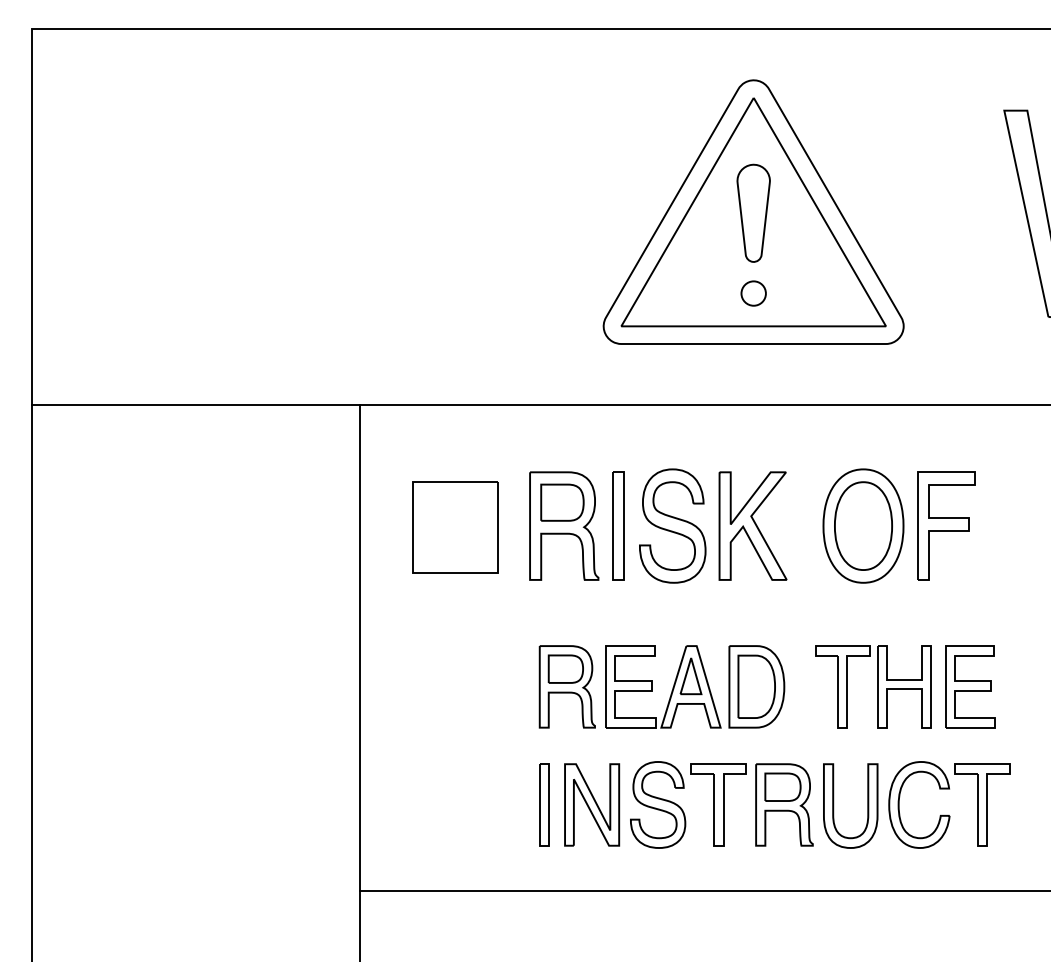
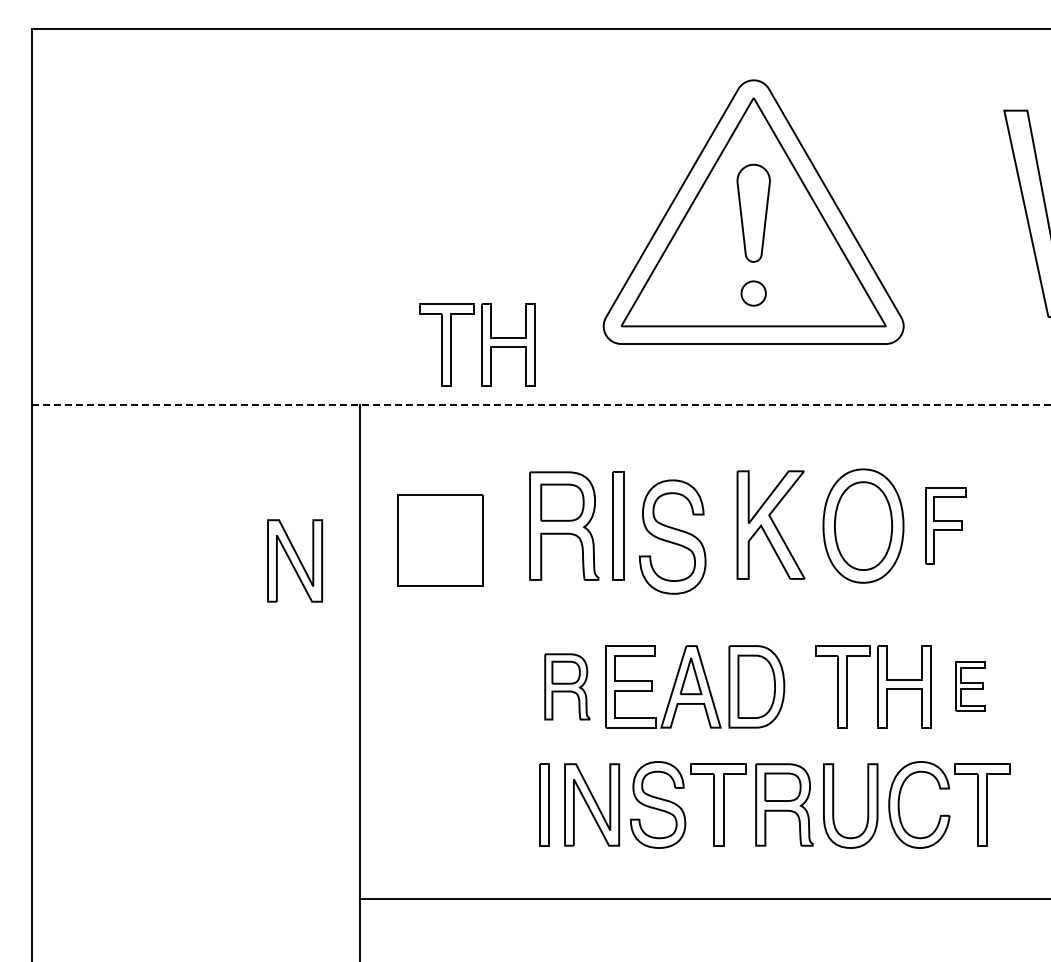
part: none -> present (477, 344)
line: solid -> dashed (541, 404)
part position: (672, 525) -> (672, 536) (672, 536)
part position: (752, 525) -> (770, 524) (770, 524)
part size: 59x110 px -> 42x78 px (945, 525)
part position: (455, 527) -> (440, 540) (440, 540)
part: none -> present (295, 560)
part size: 58x84 px -> 47x68 px (567, 686)
part size: 51x84 px -> 31x51 px (970, 686)
line position: (703, 890) -> (703, 898) (703, 898)
